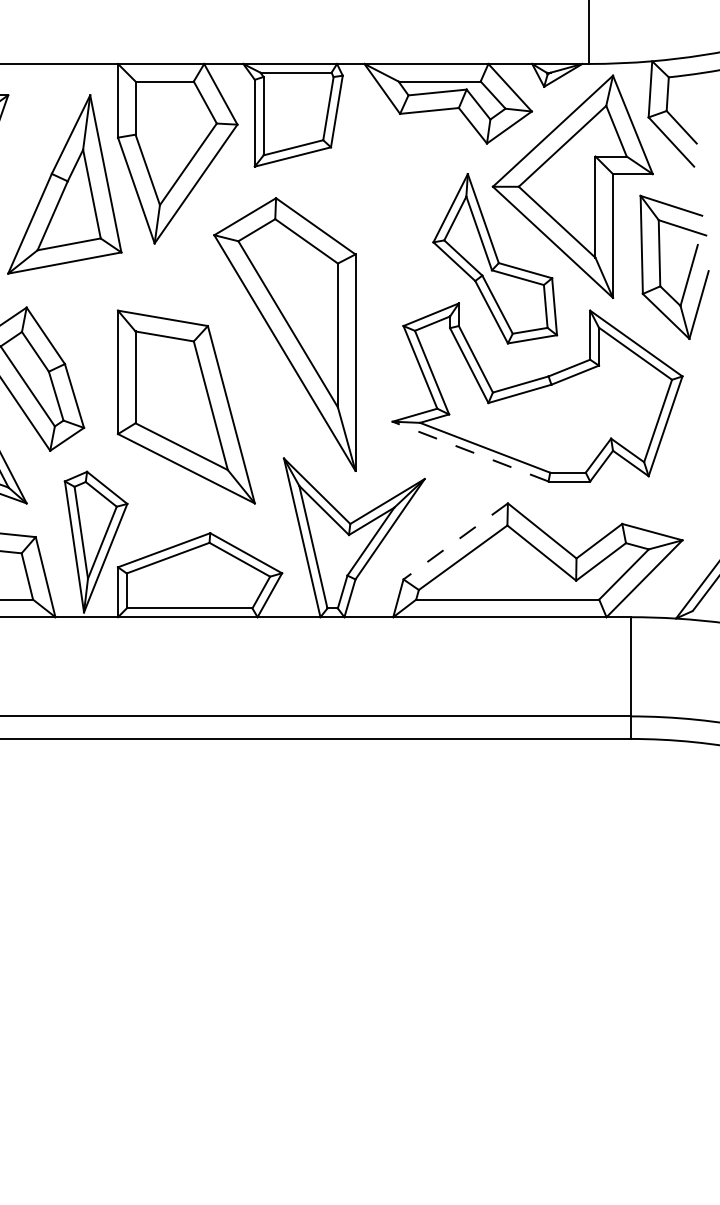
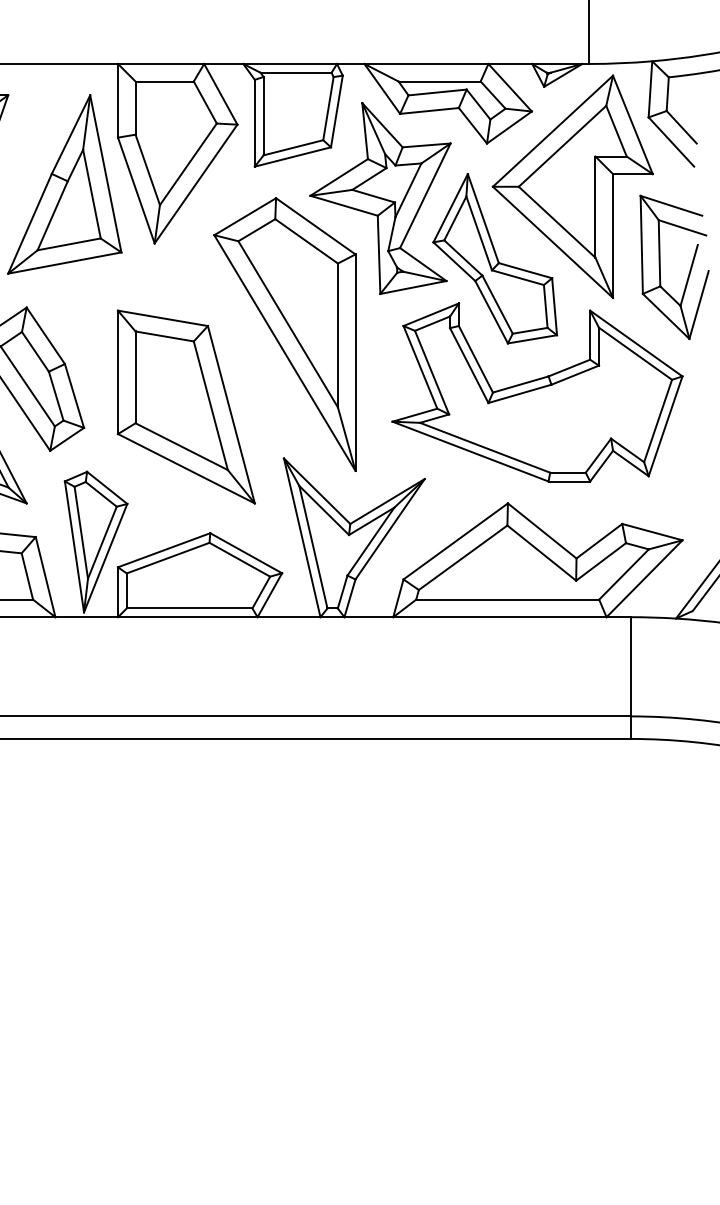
part: none -> present (380, 198)
line: dashed -> solid (470, 451)
line: dashed -> solid (455, 541)
